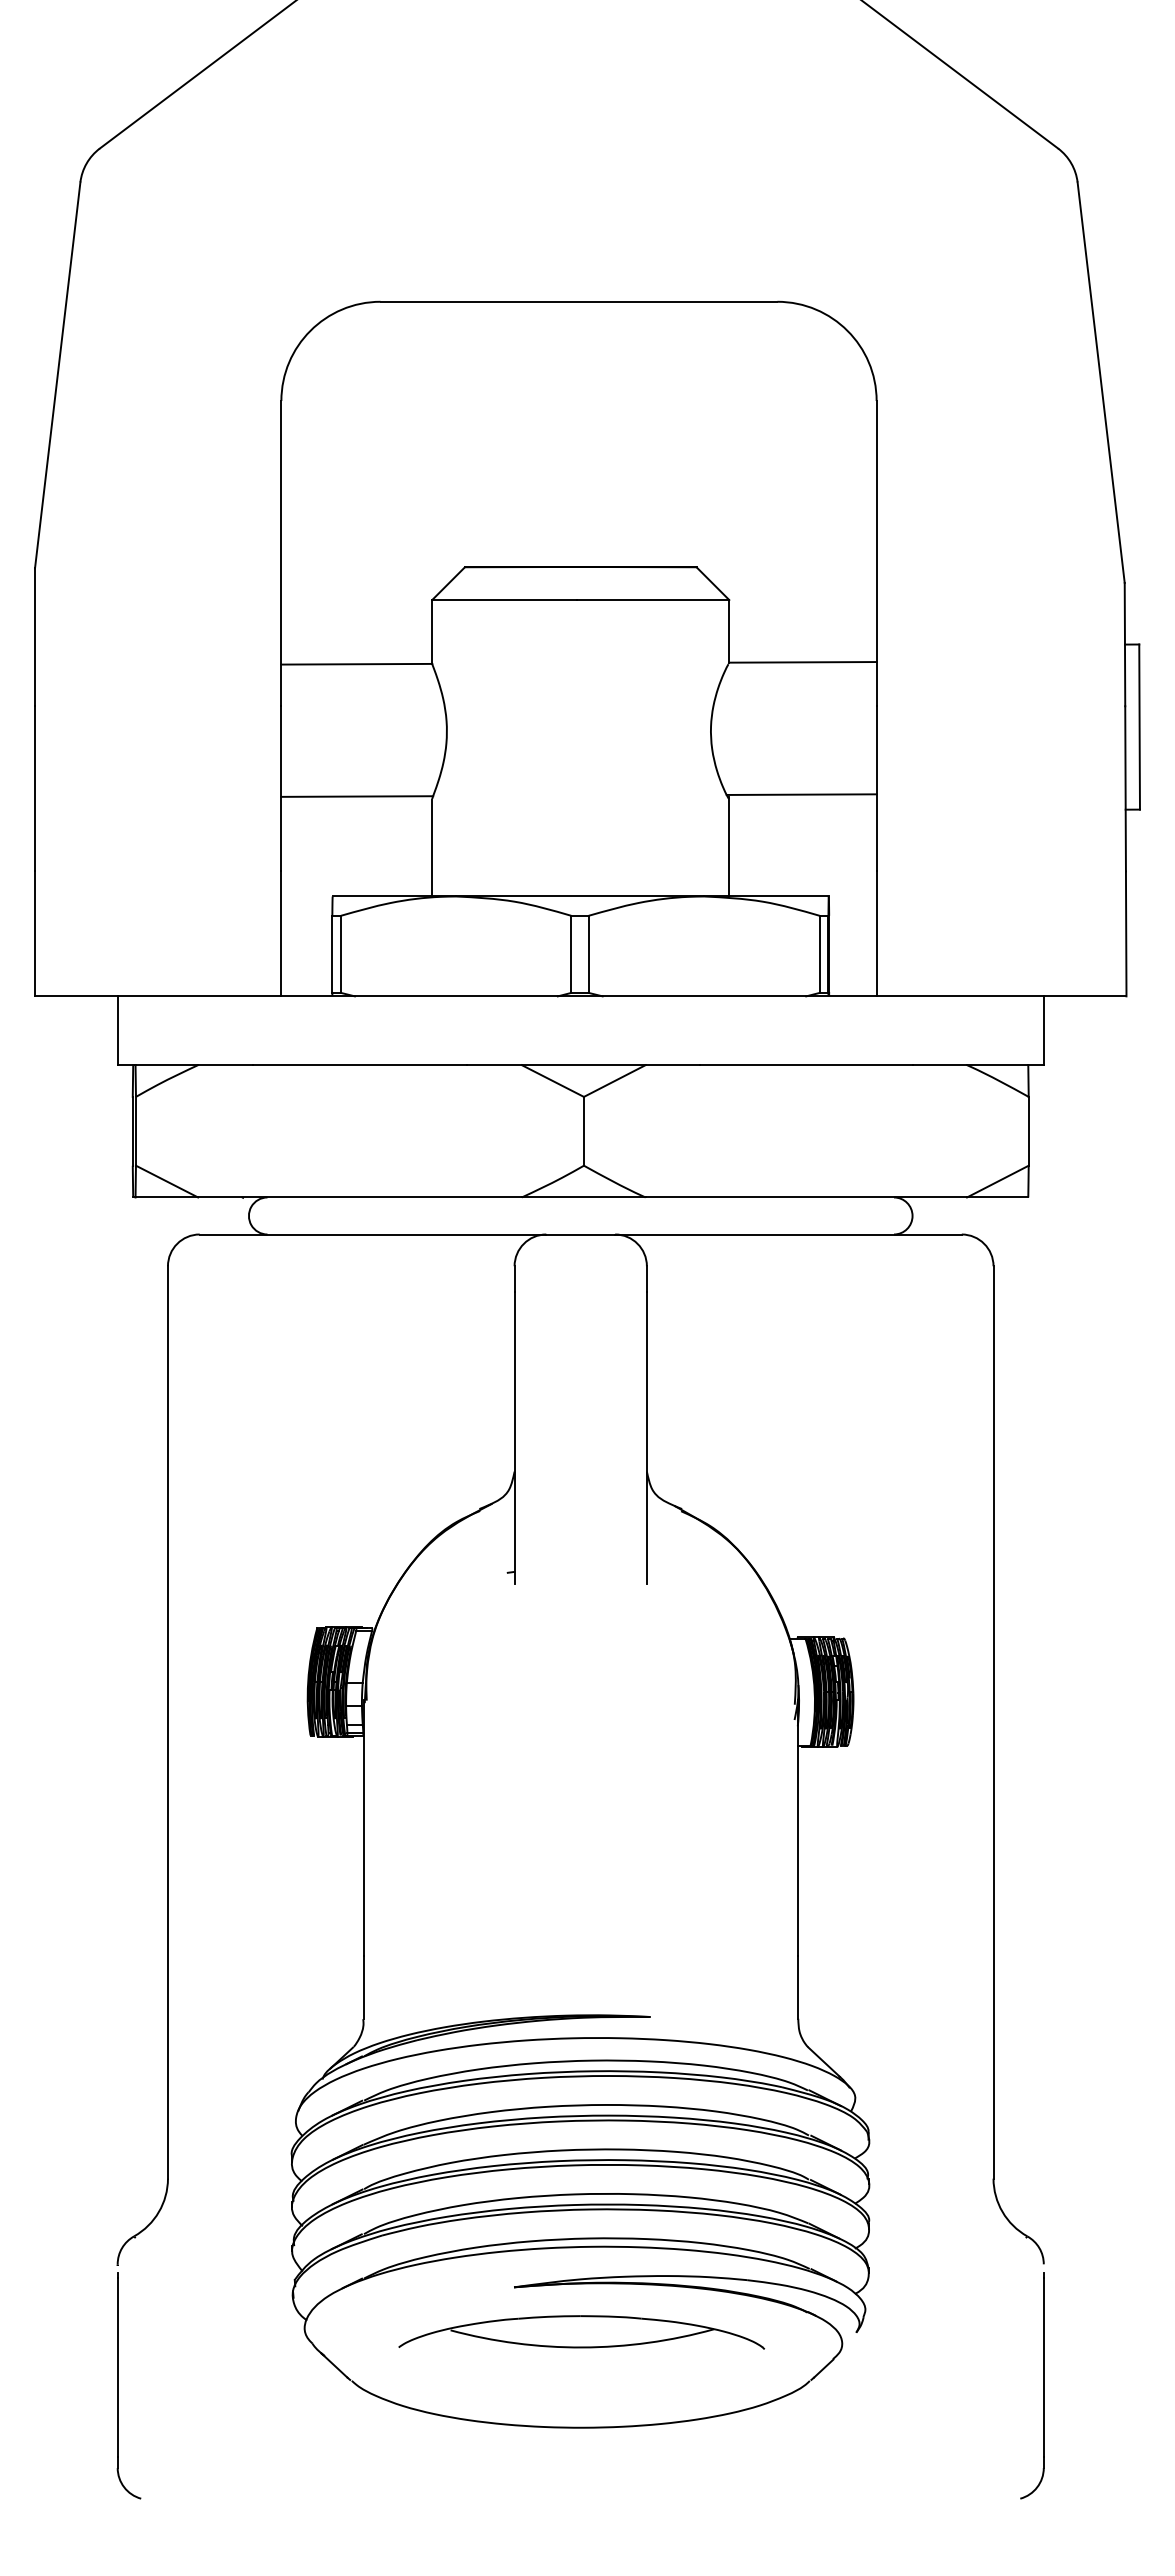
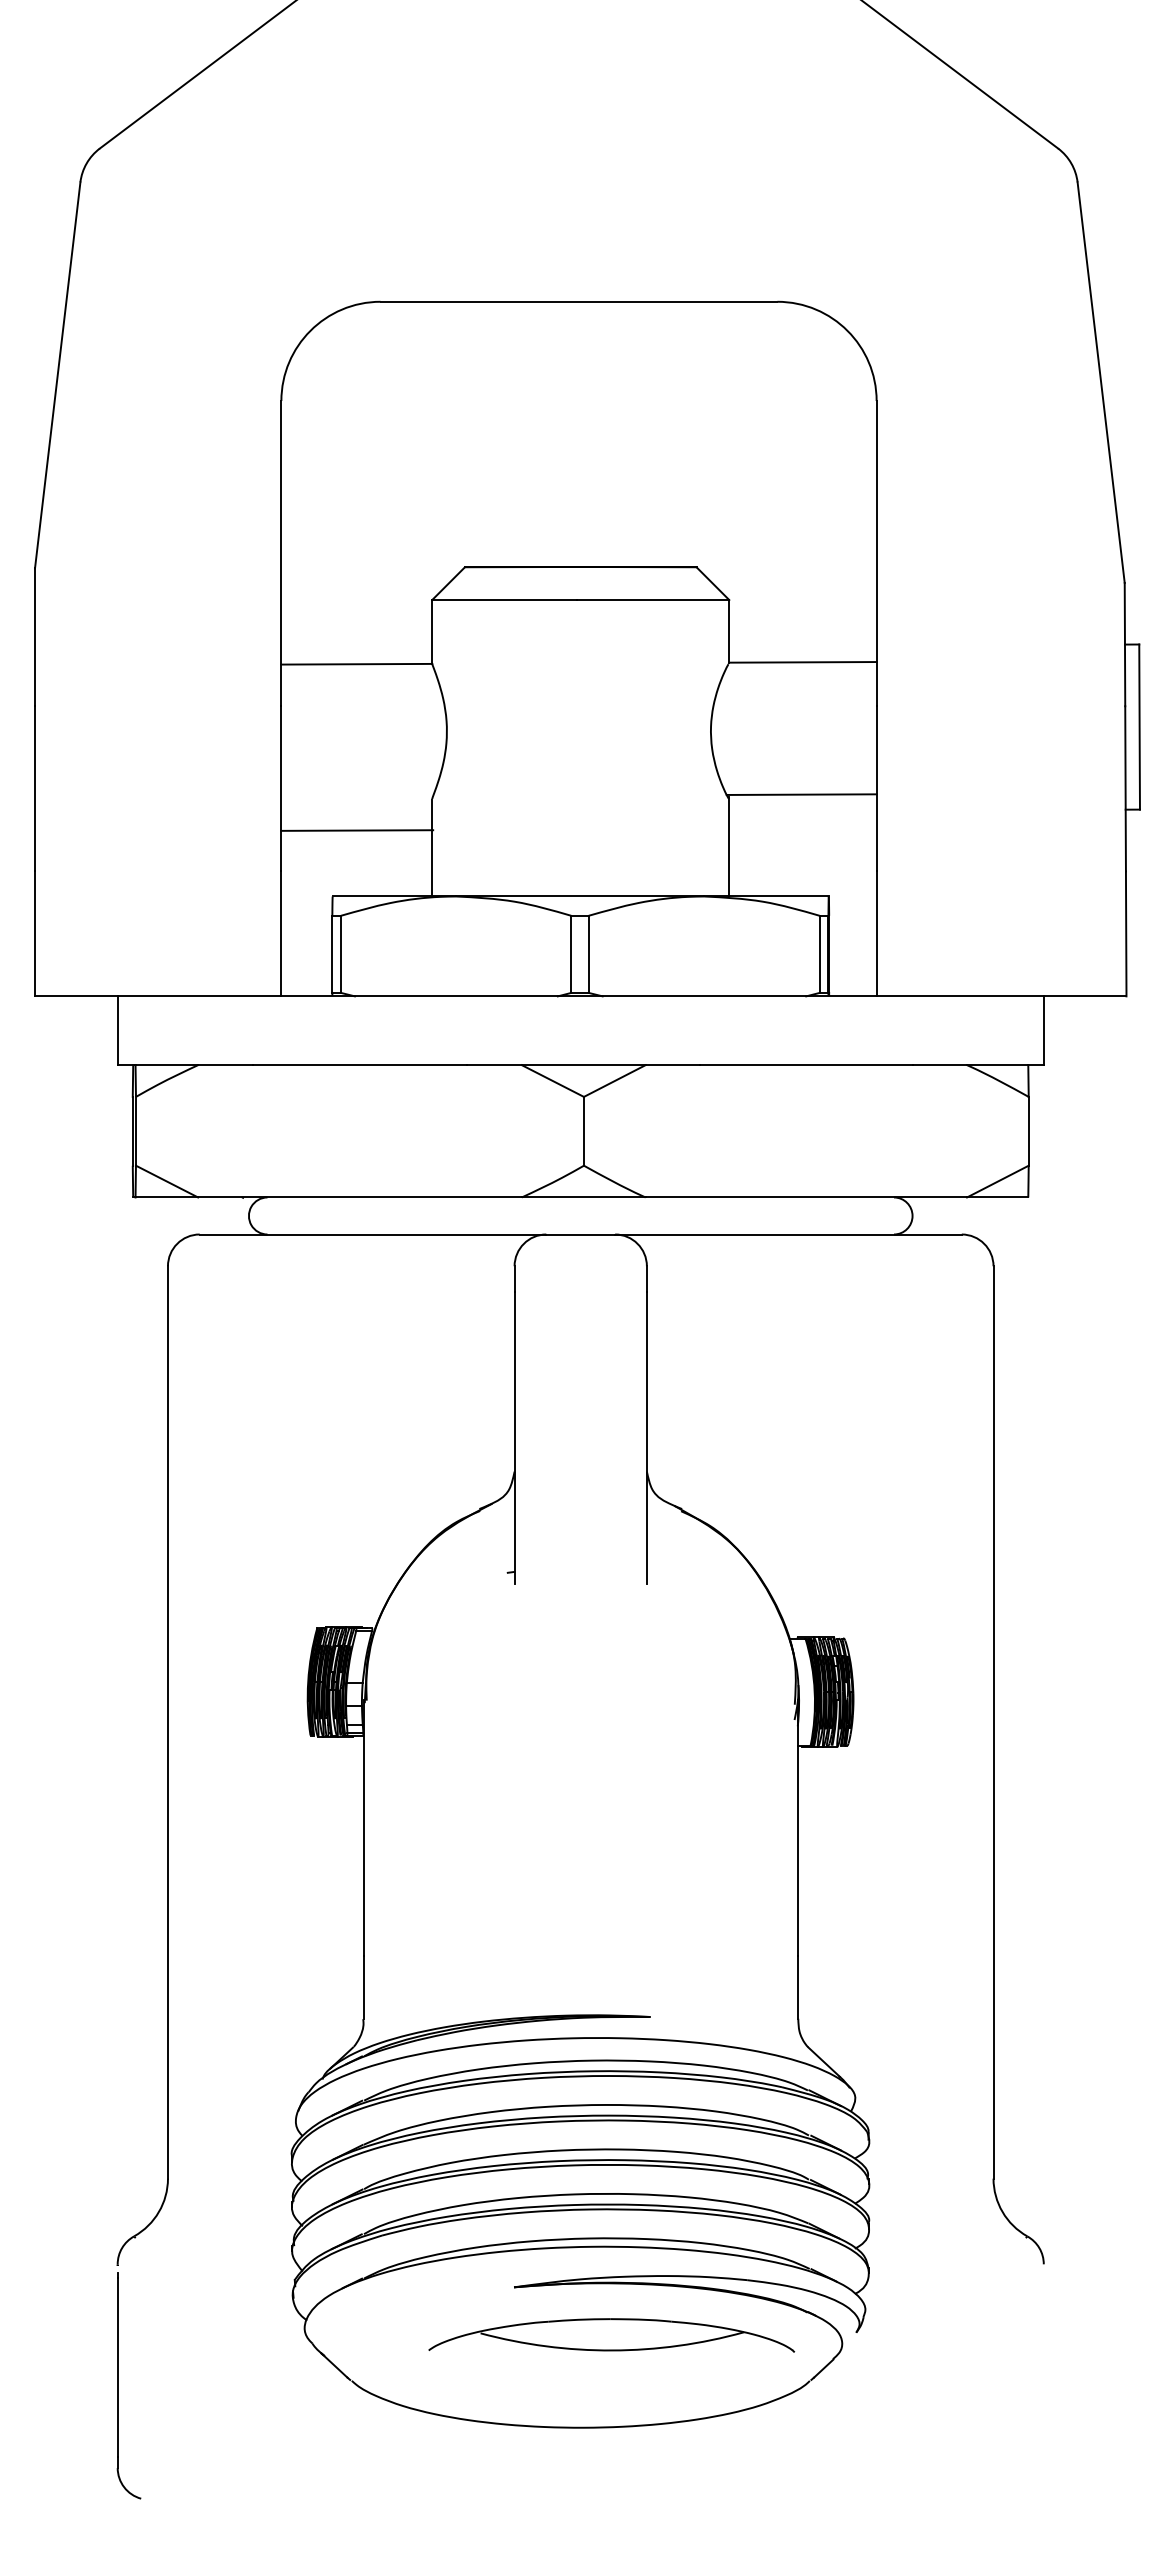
line position: (357, 796) -> (357, 830) (357, 830)
part position: (581, 2332) -> (611, 2335) (611, 2335)
part: present -> none (1043, 2385)
